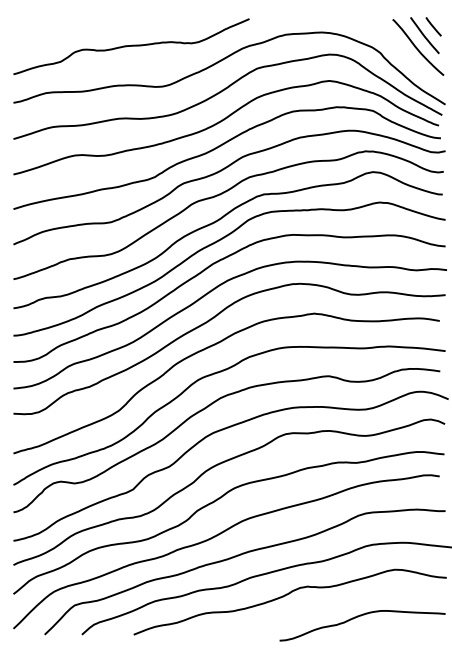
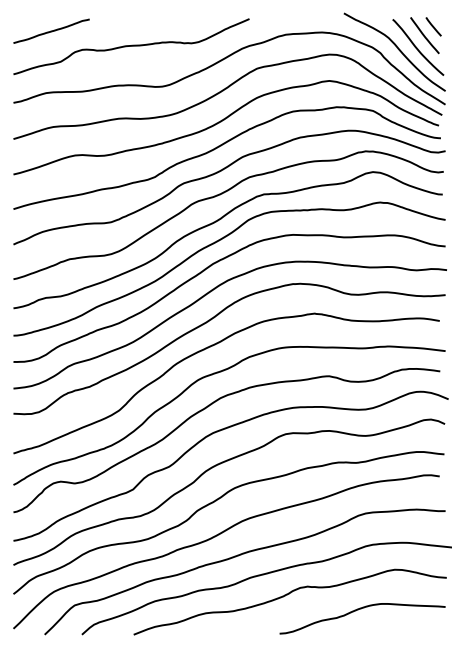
line: none -> present (51, 30)
curve: none -> present (397, 49)
curve position: (358, 617) -> (358, 610) (358, 610)
